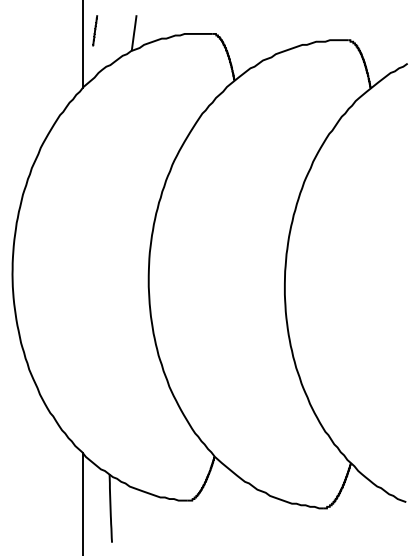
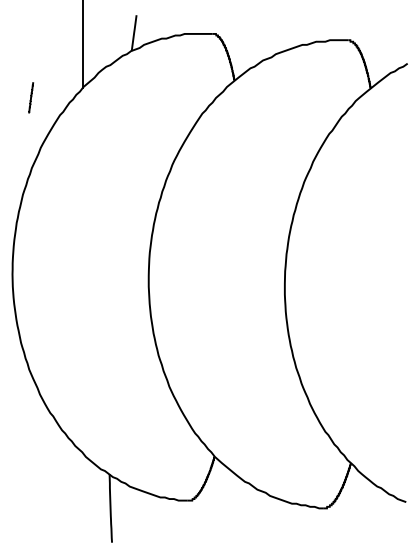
line position: (95, 30) -> (31, 97) (31, 97)
line: present -> none (83, 502)
